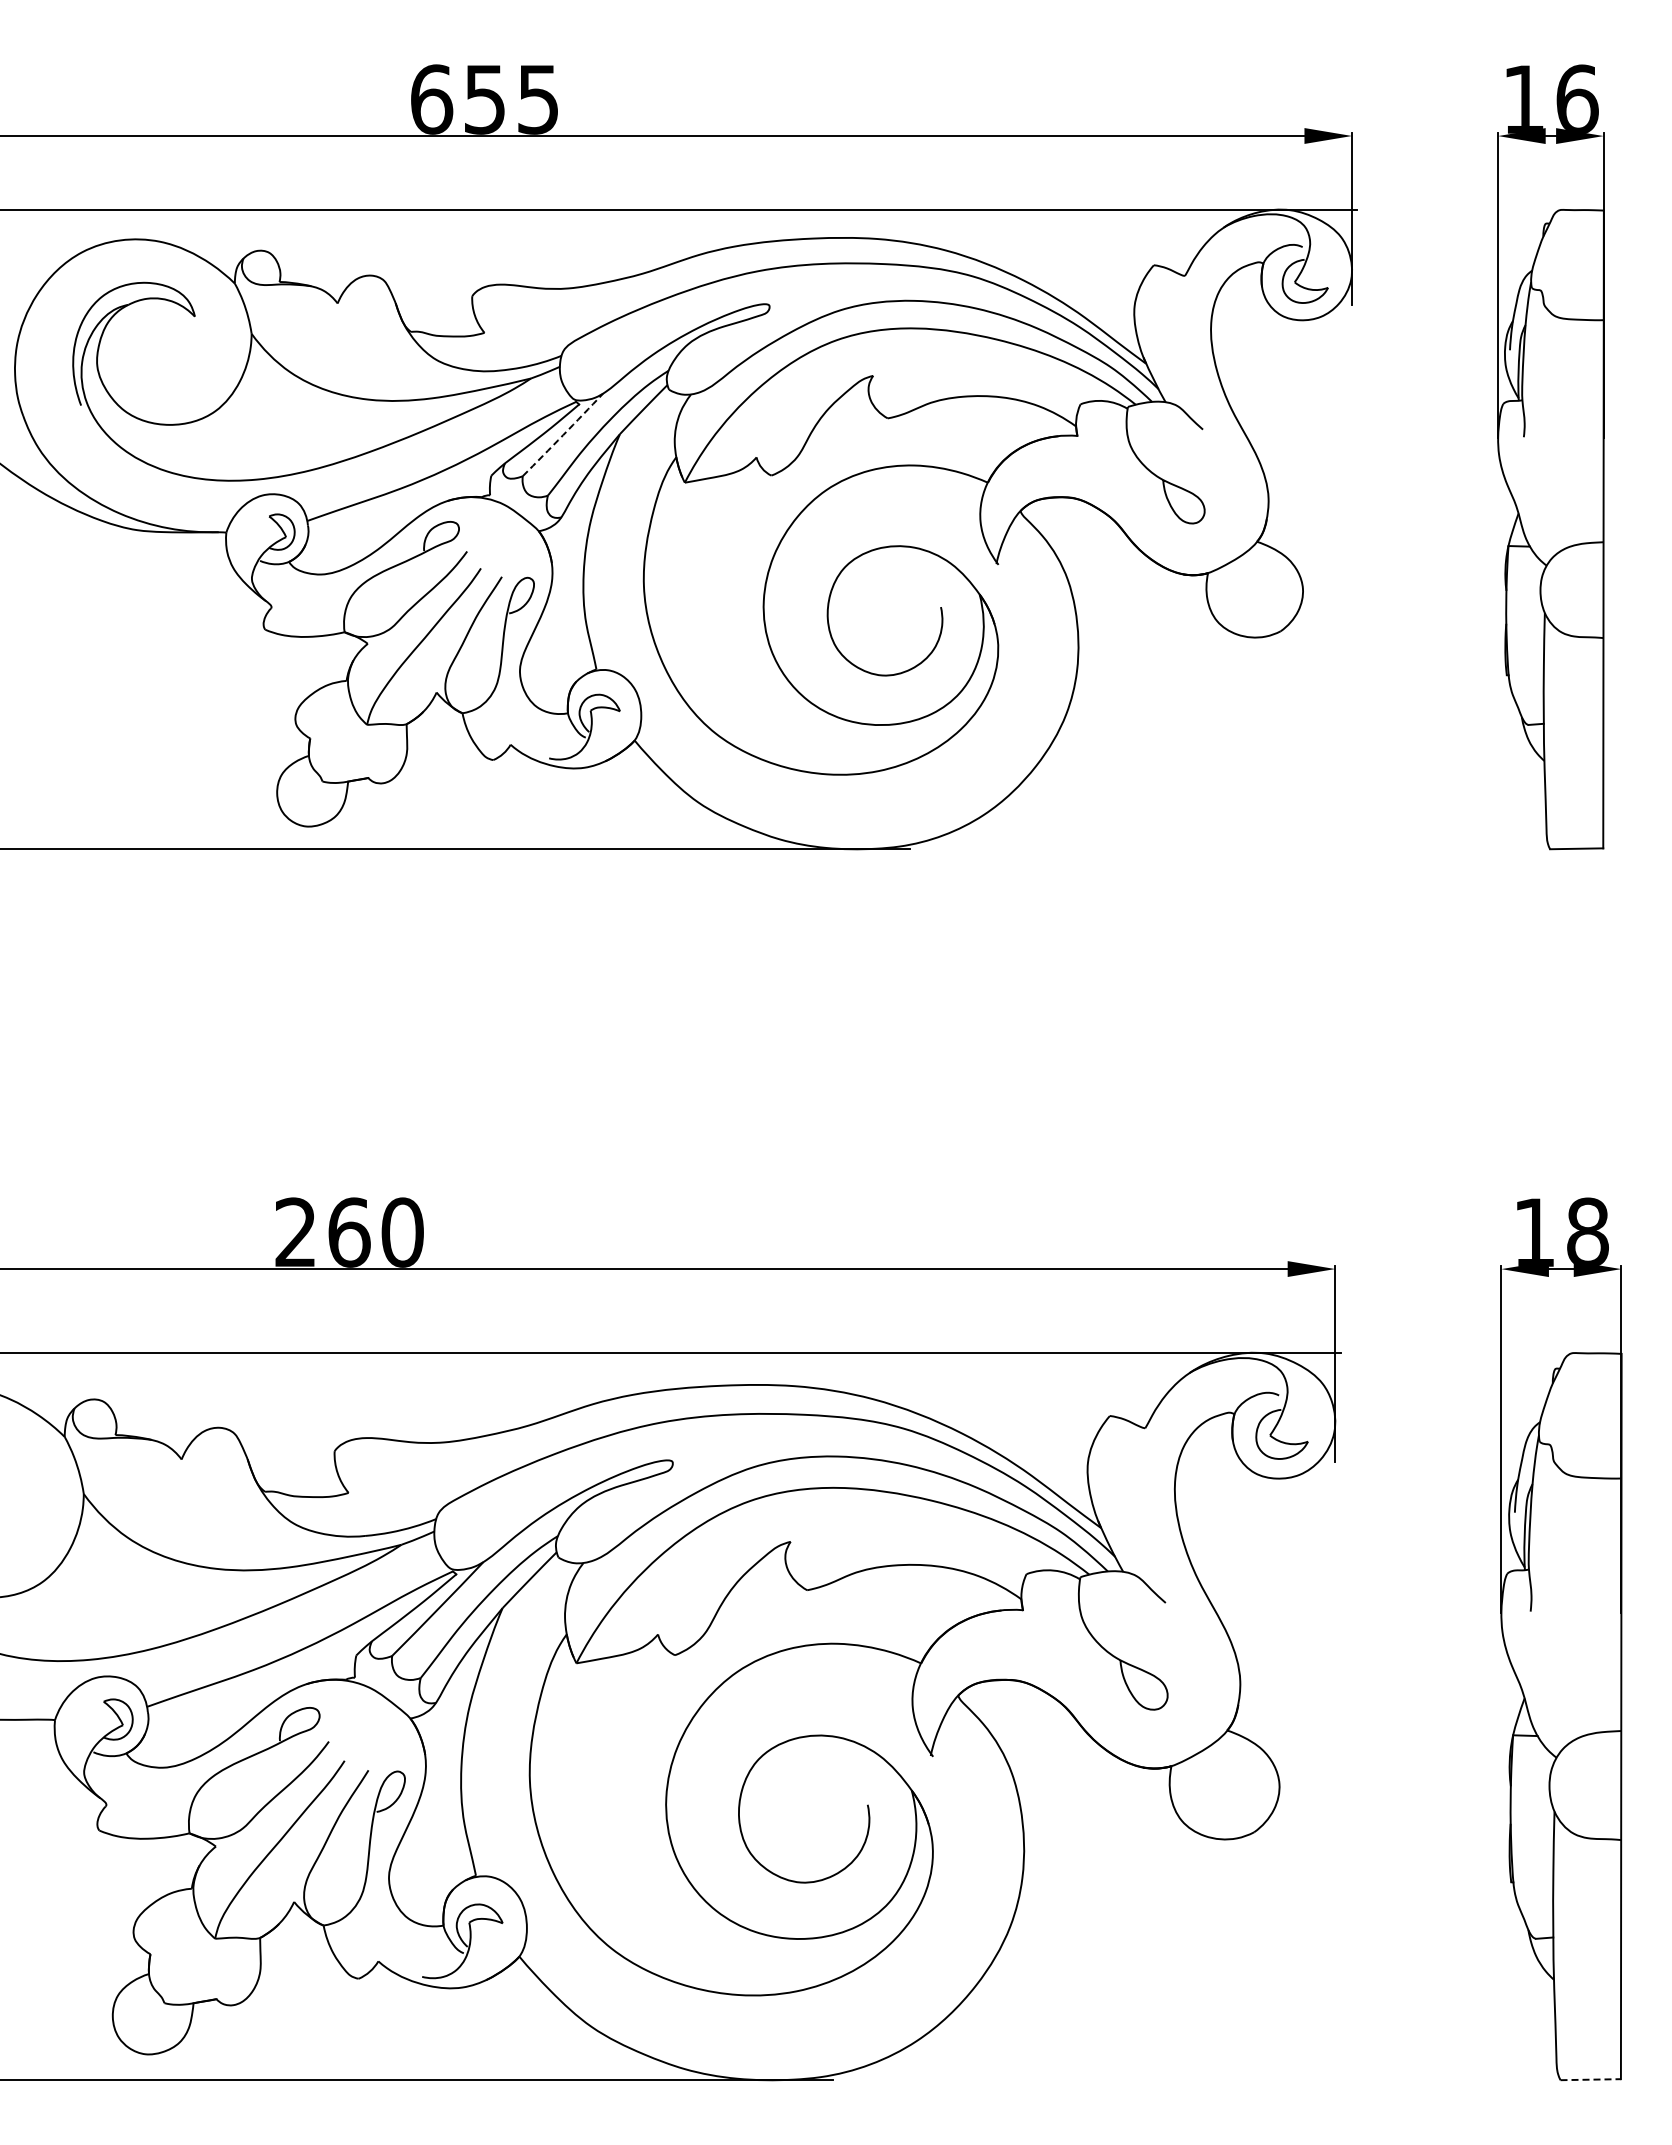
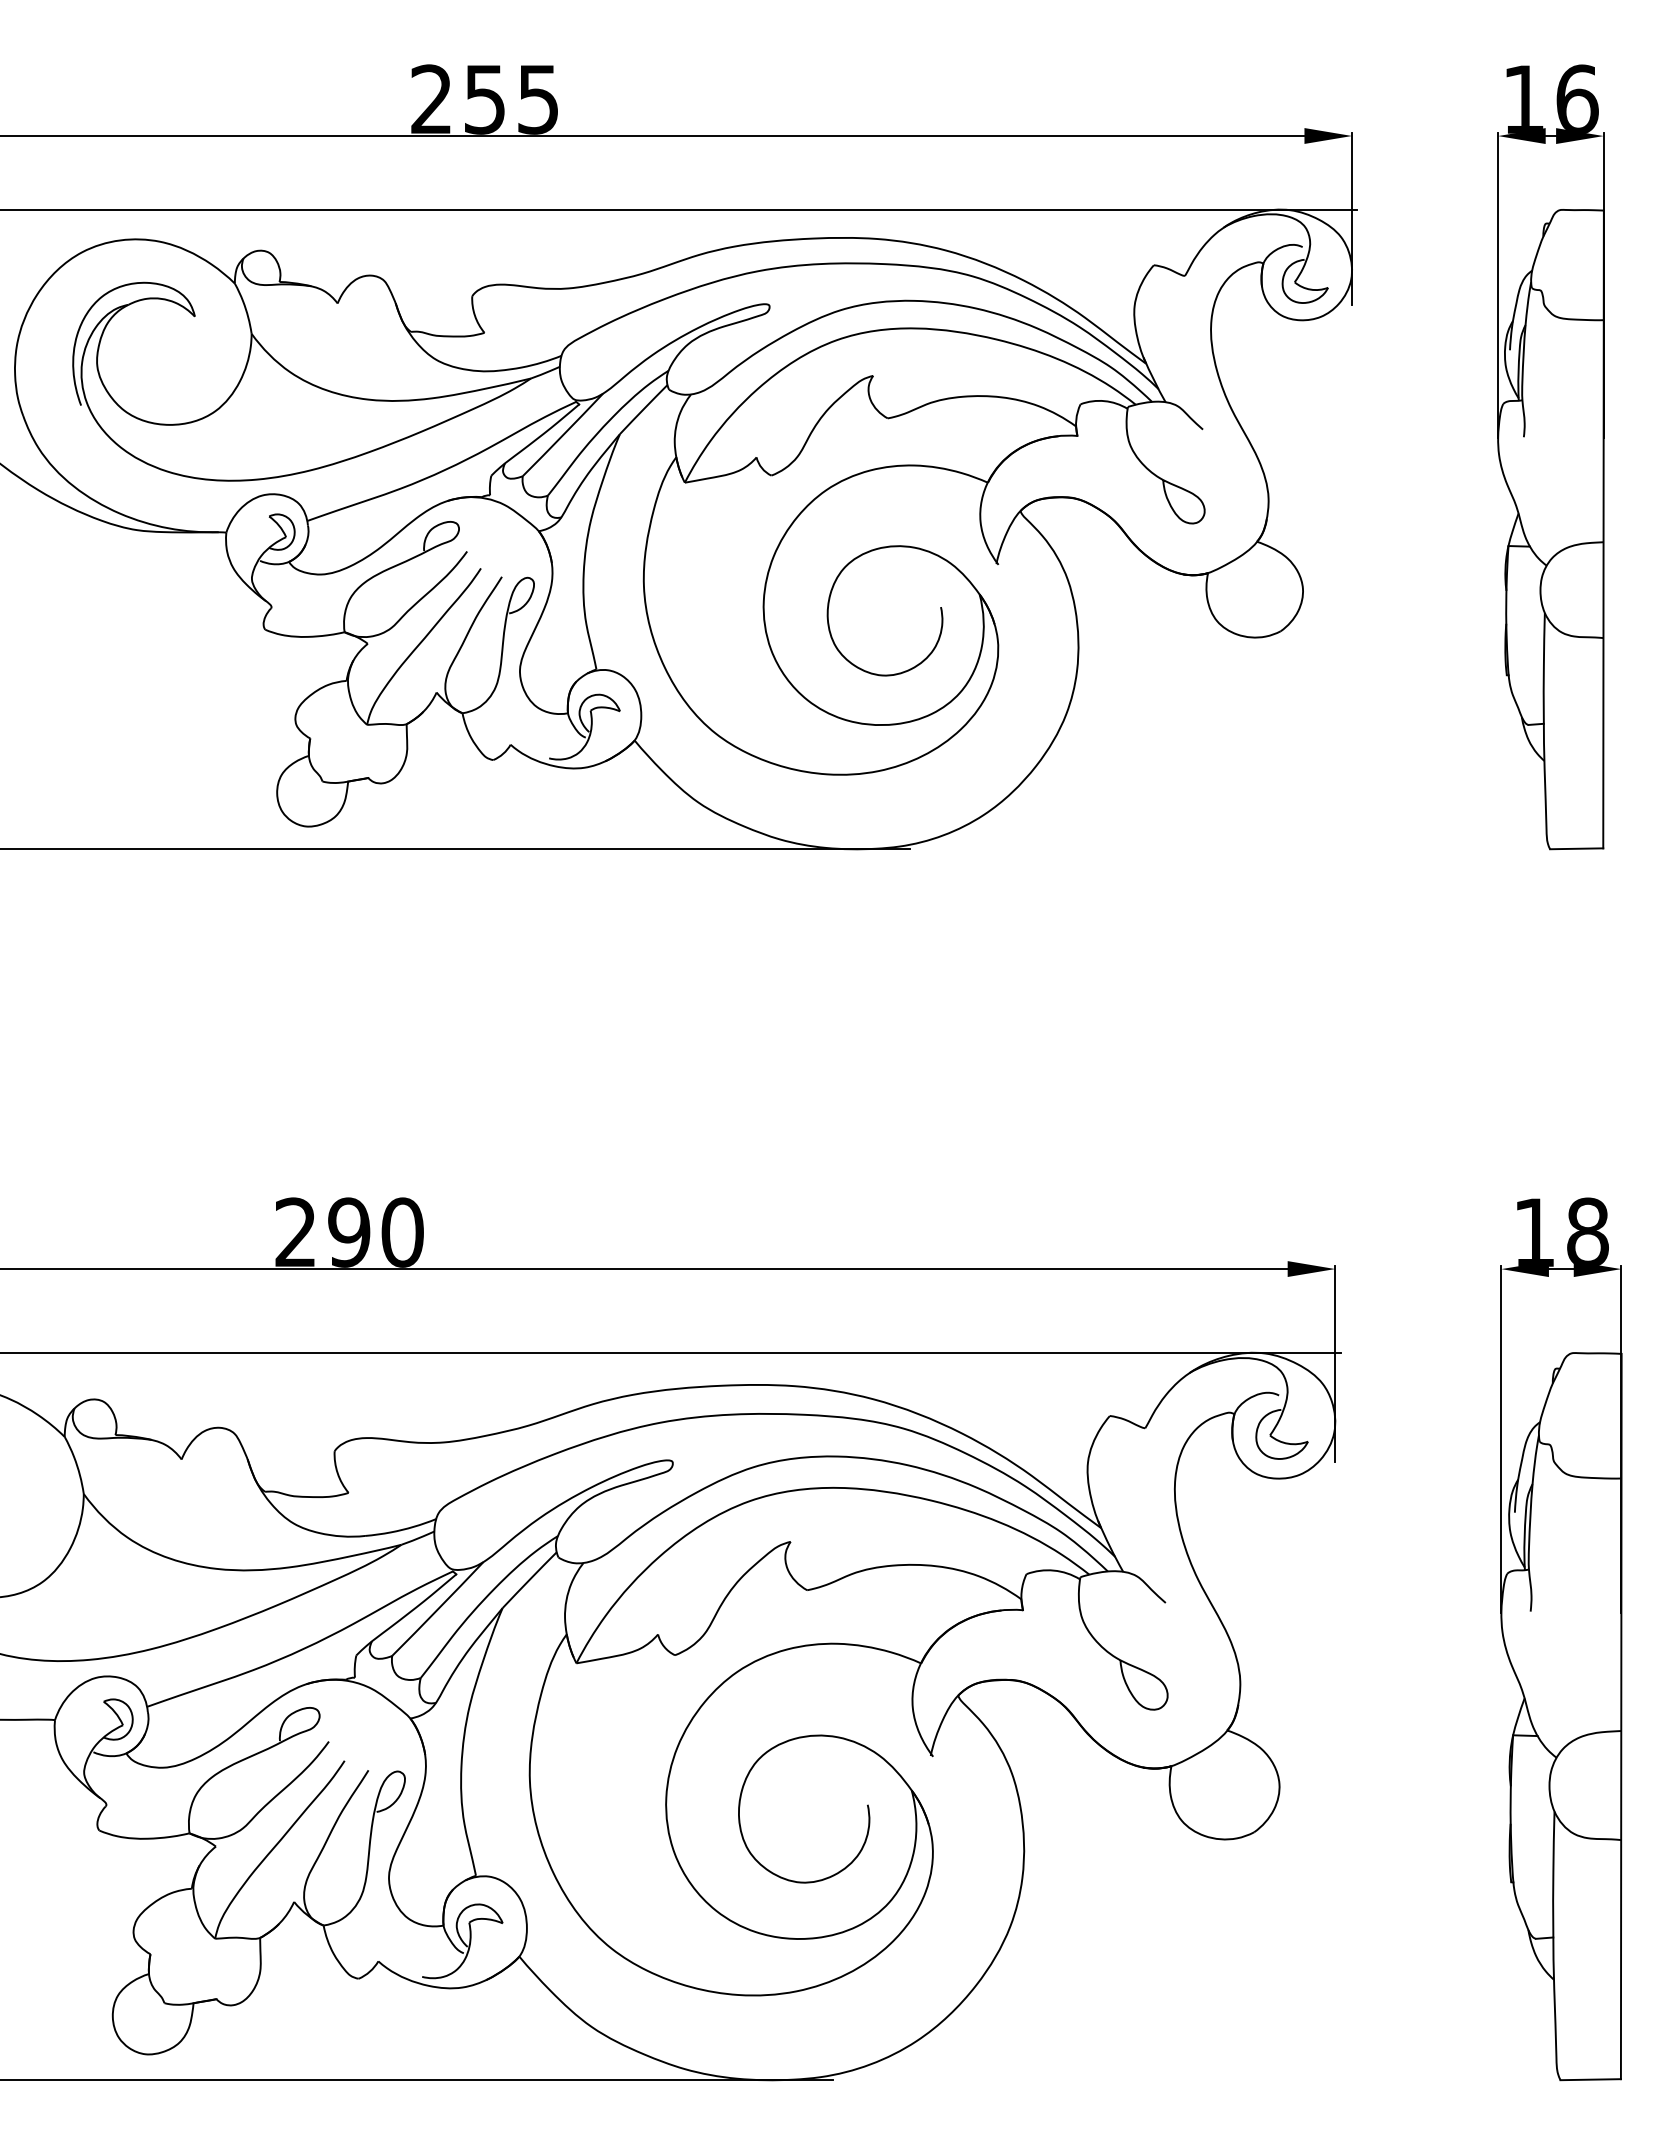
text: 655 -> 255 (432, 99)
arc: dashed -> solid (563, 435)
text: 260 -> 290 (349, 1232)
line: dashed -> solid (1591, 2079)
